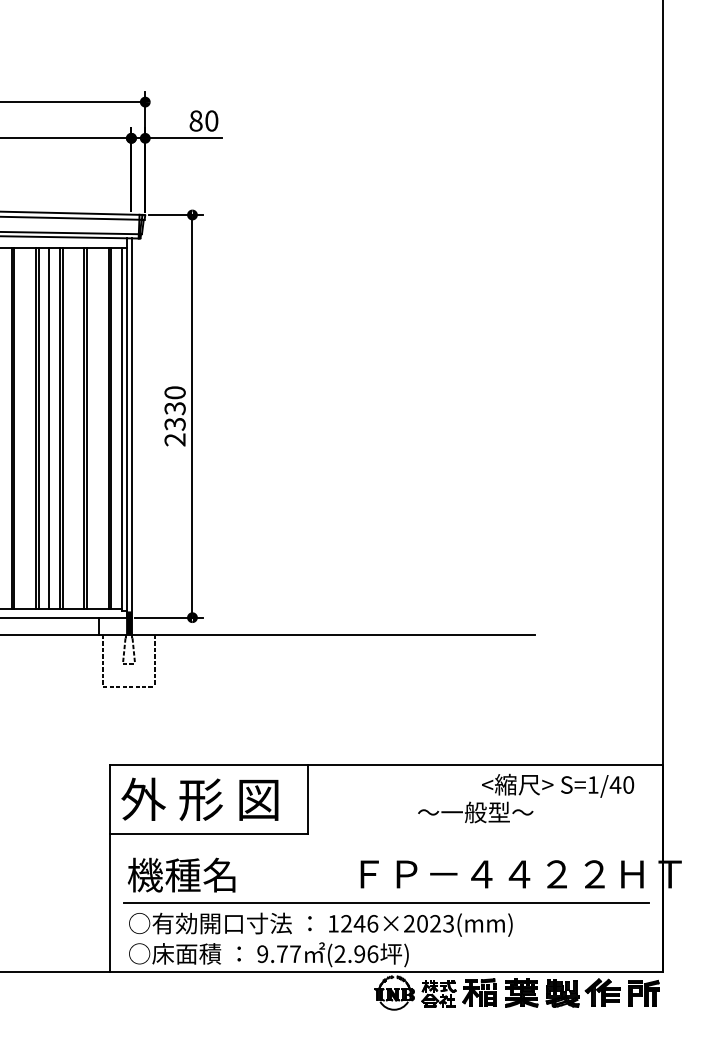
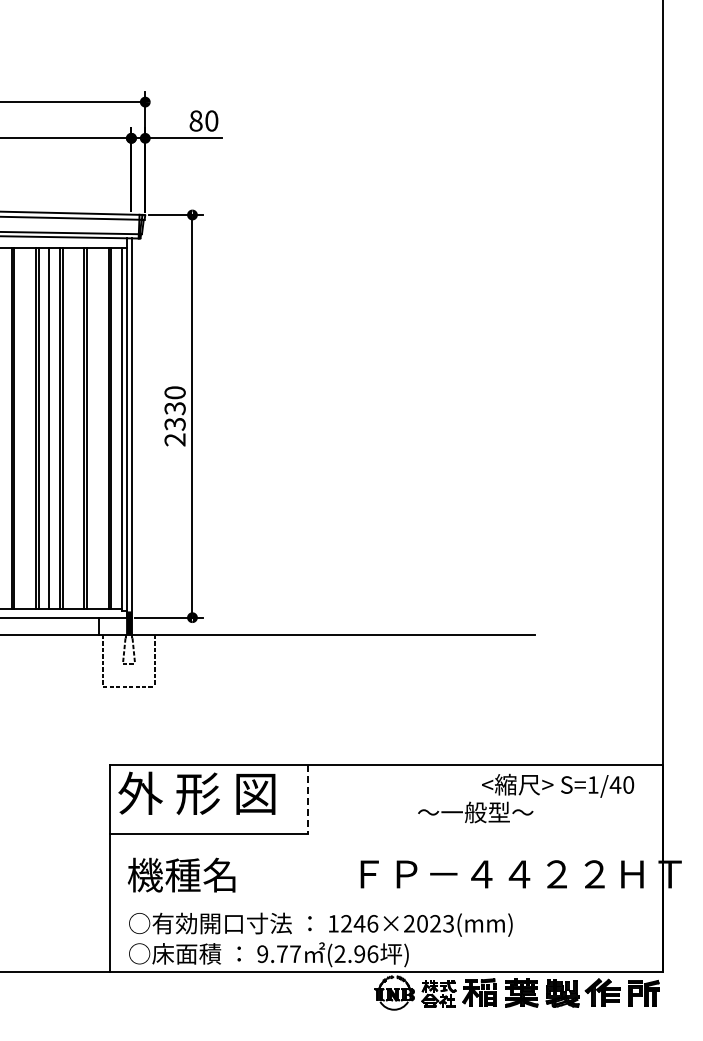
text position: (199, 798) -> (196, 792) (196, 792)
line: solid -> dashed (307, 799)
line: present -> none (386, 902)
